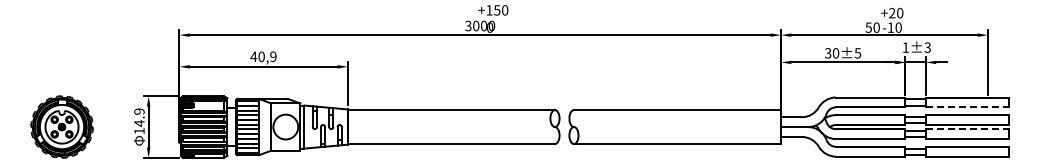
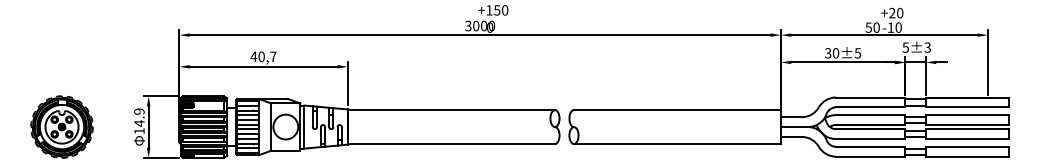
text: 1±3 -> 5±3 (905, 47)
text: 40,9 -> 40,7 (273, 56)
line: dashed -> solid (967, 107)
line: dashed -> solid (967, 129)
